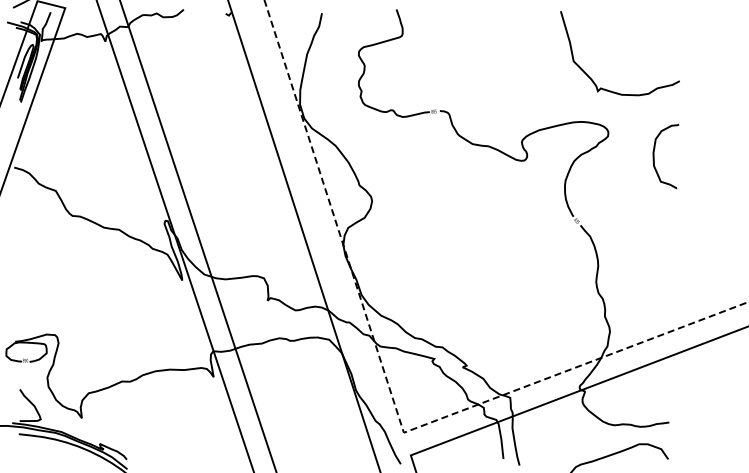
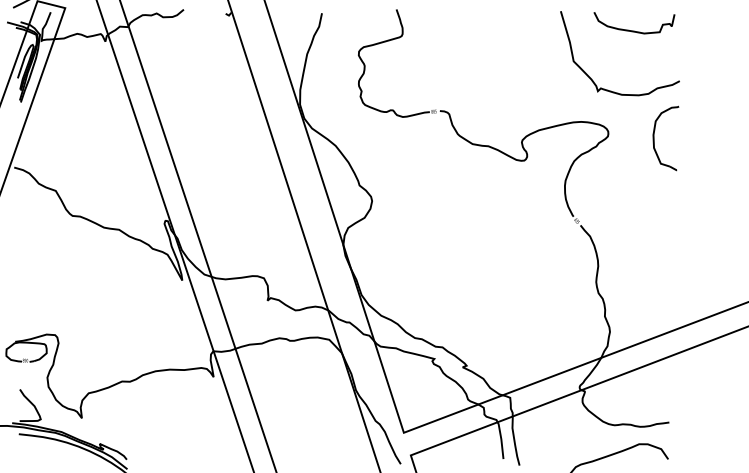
curve: none -> present (634, 30)
part position: (654, 156) -> (654, 138) (654, 138)
line: dashed -> solid (391, 392)
